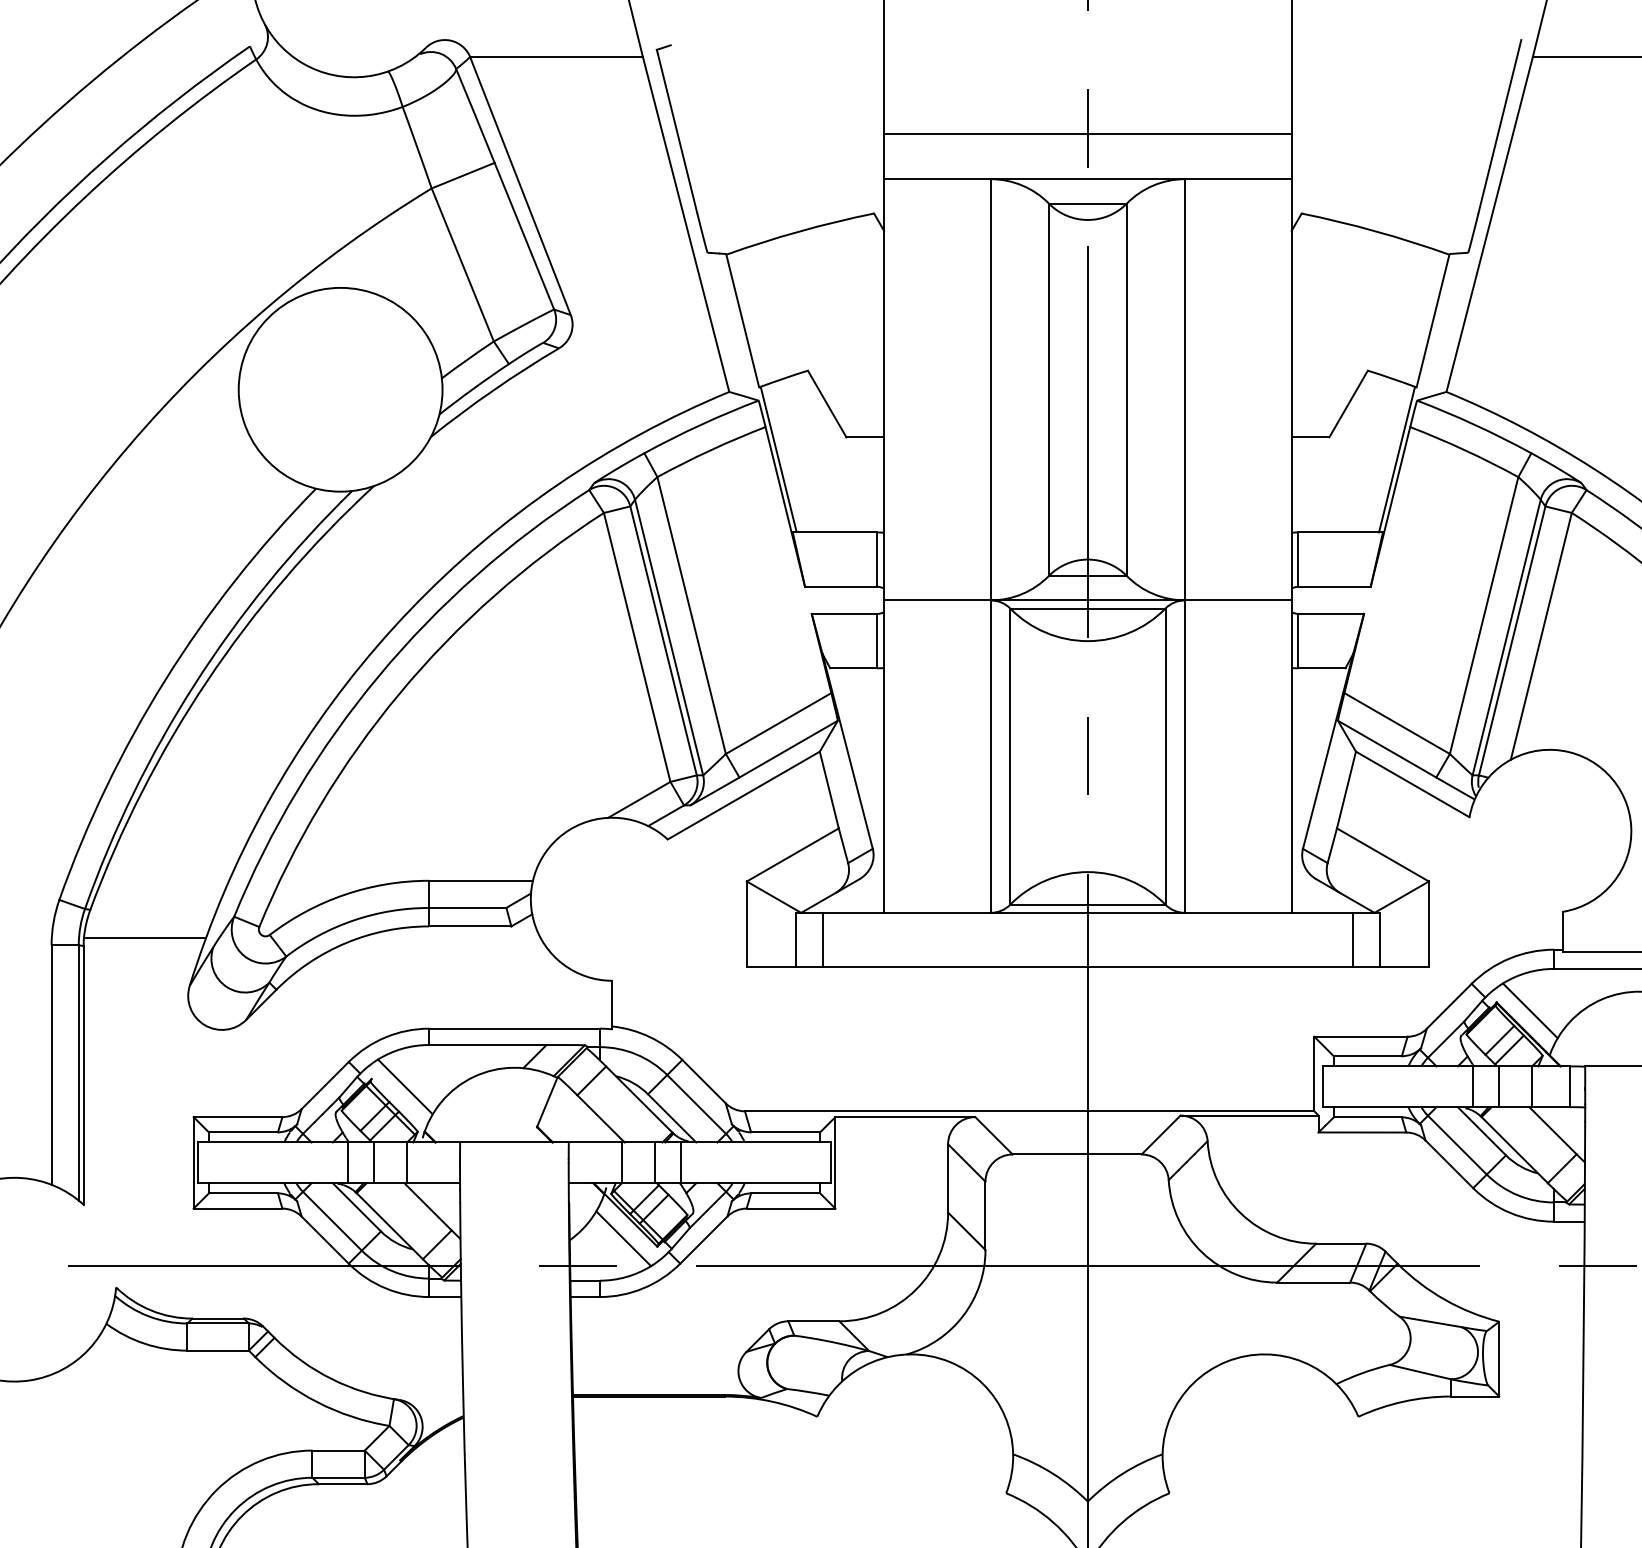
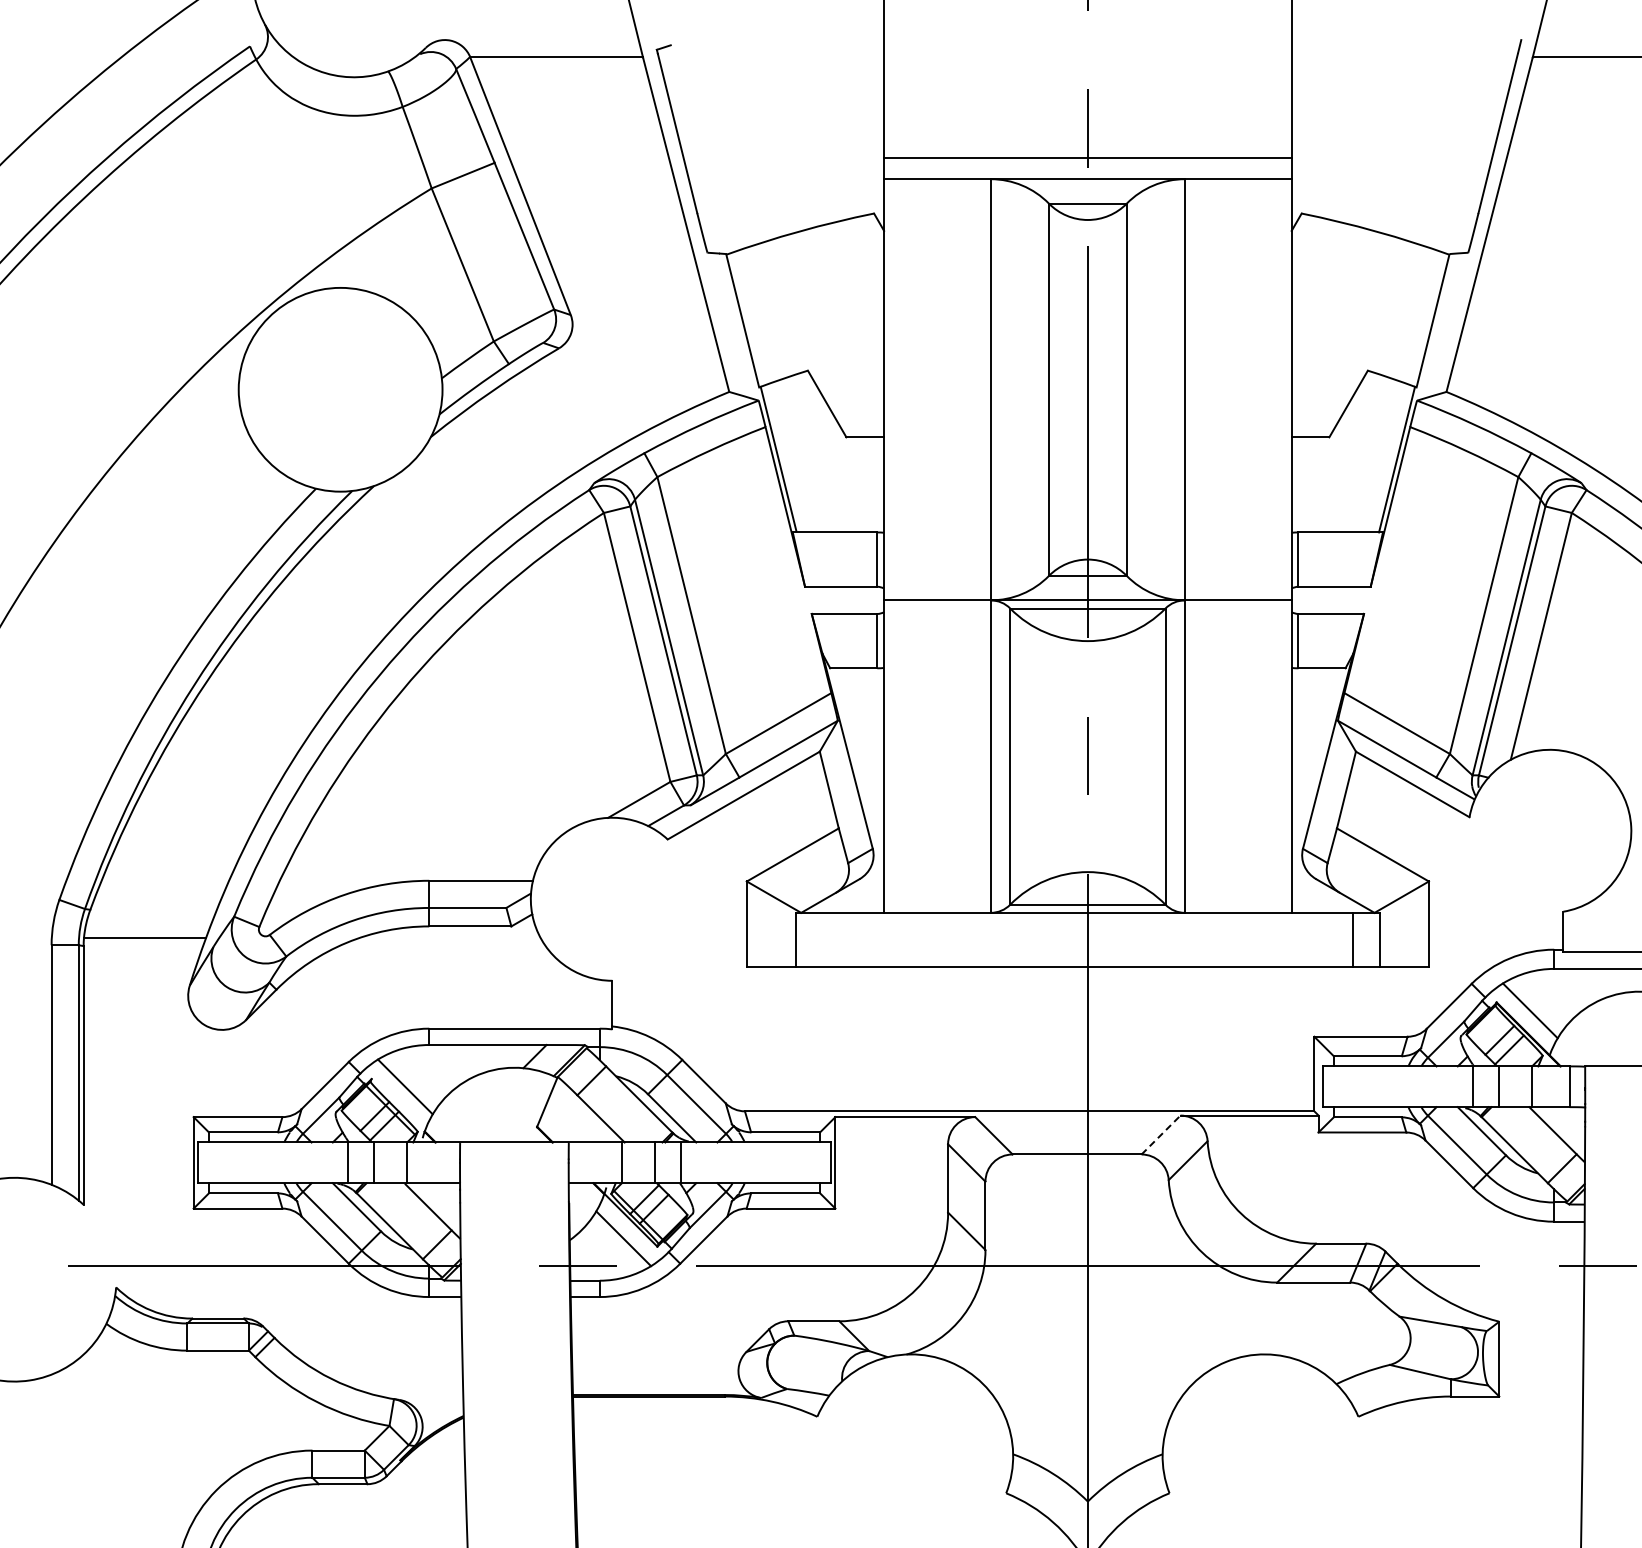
line position: (1087, 134) -> (1087, 158) (1087, 158)
line: present -> none (822, 939)
line: solid -> dashed (1161, 1135)
